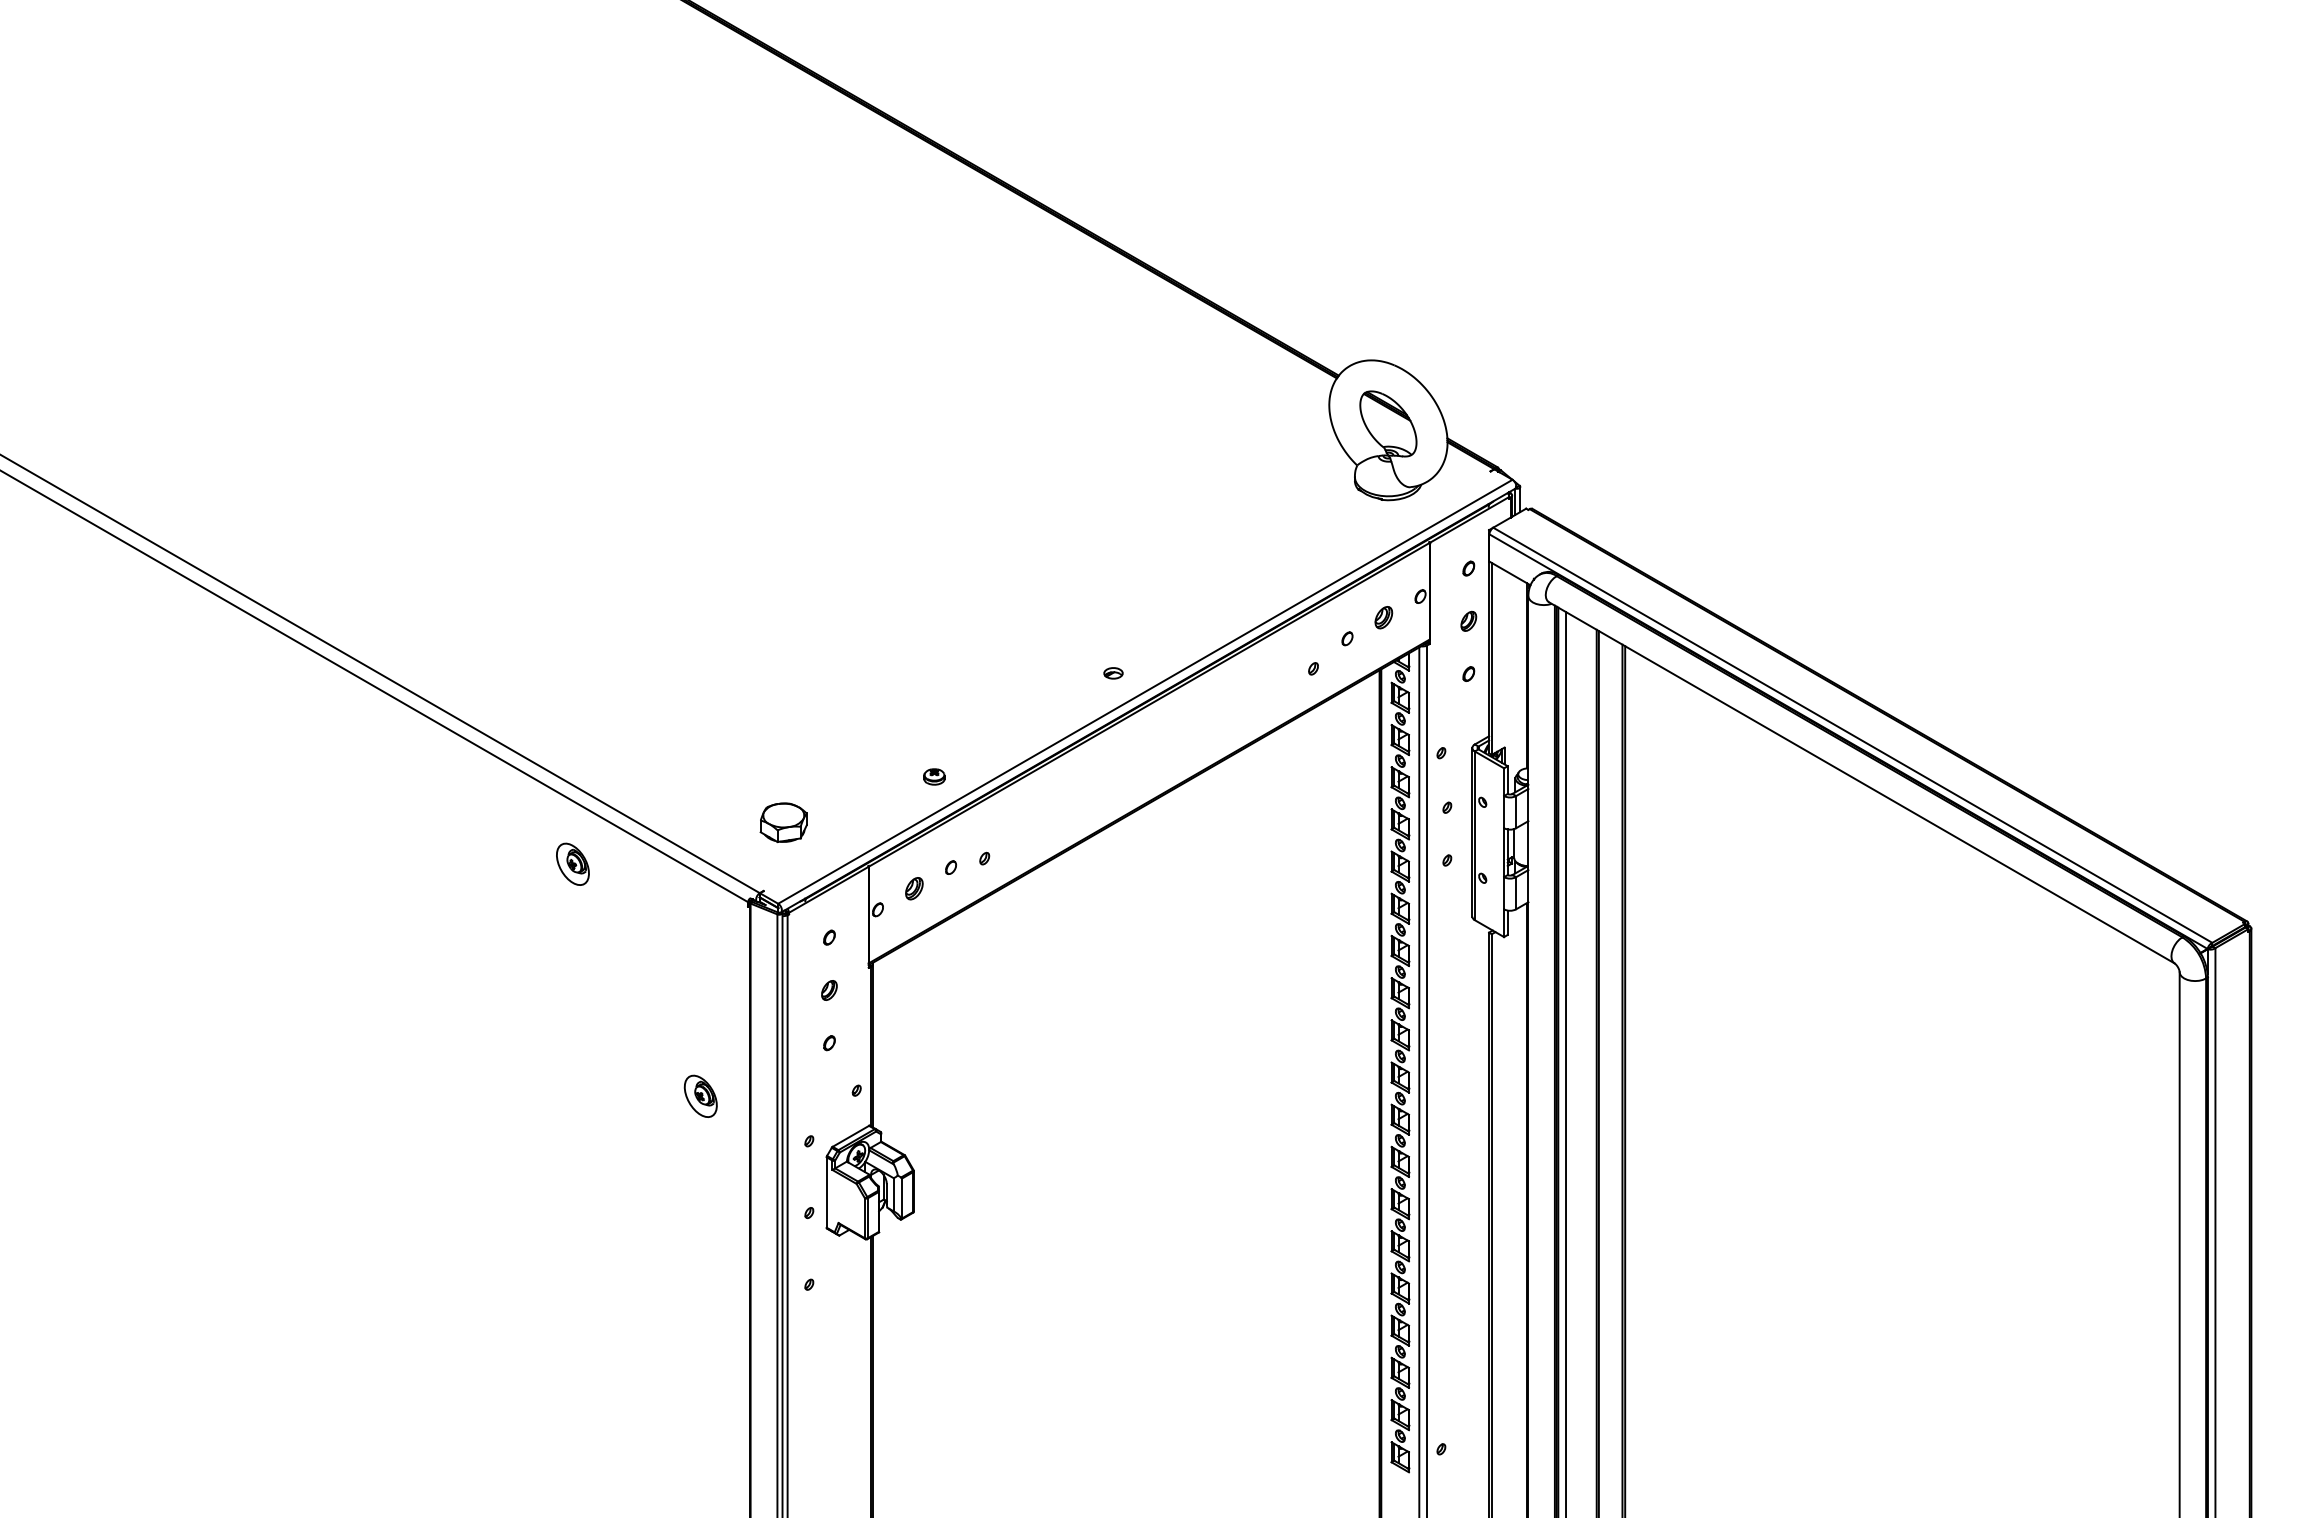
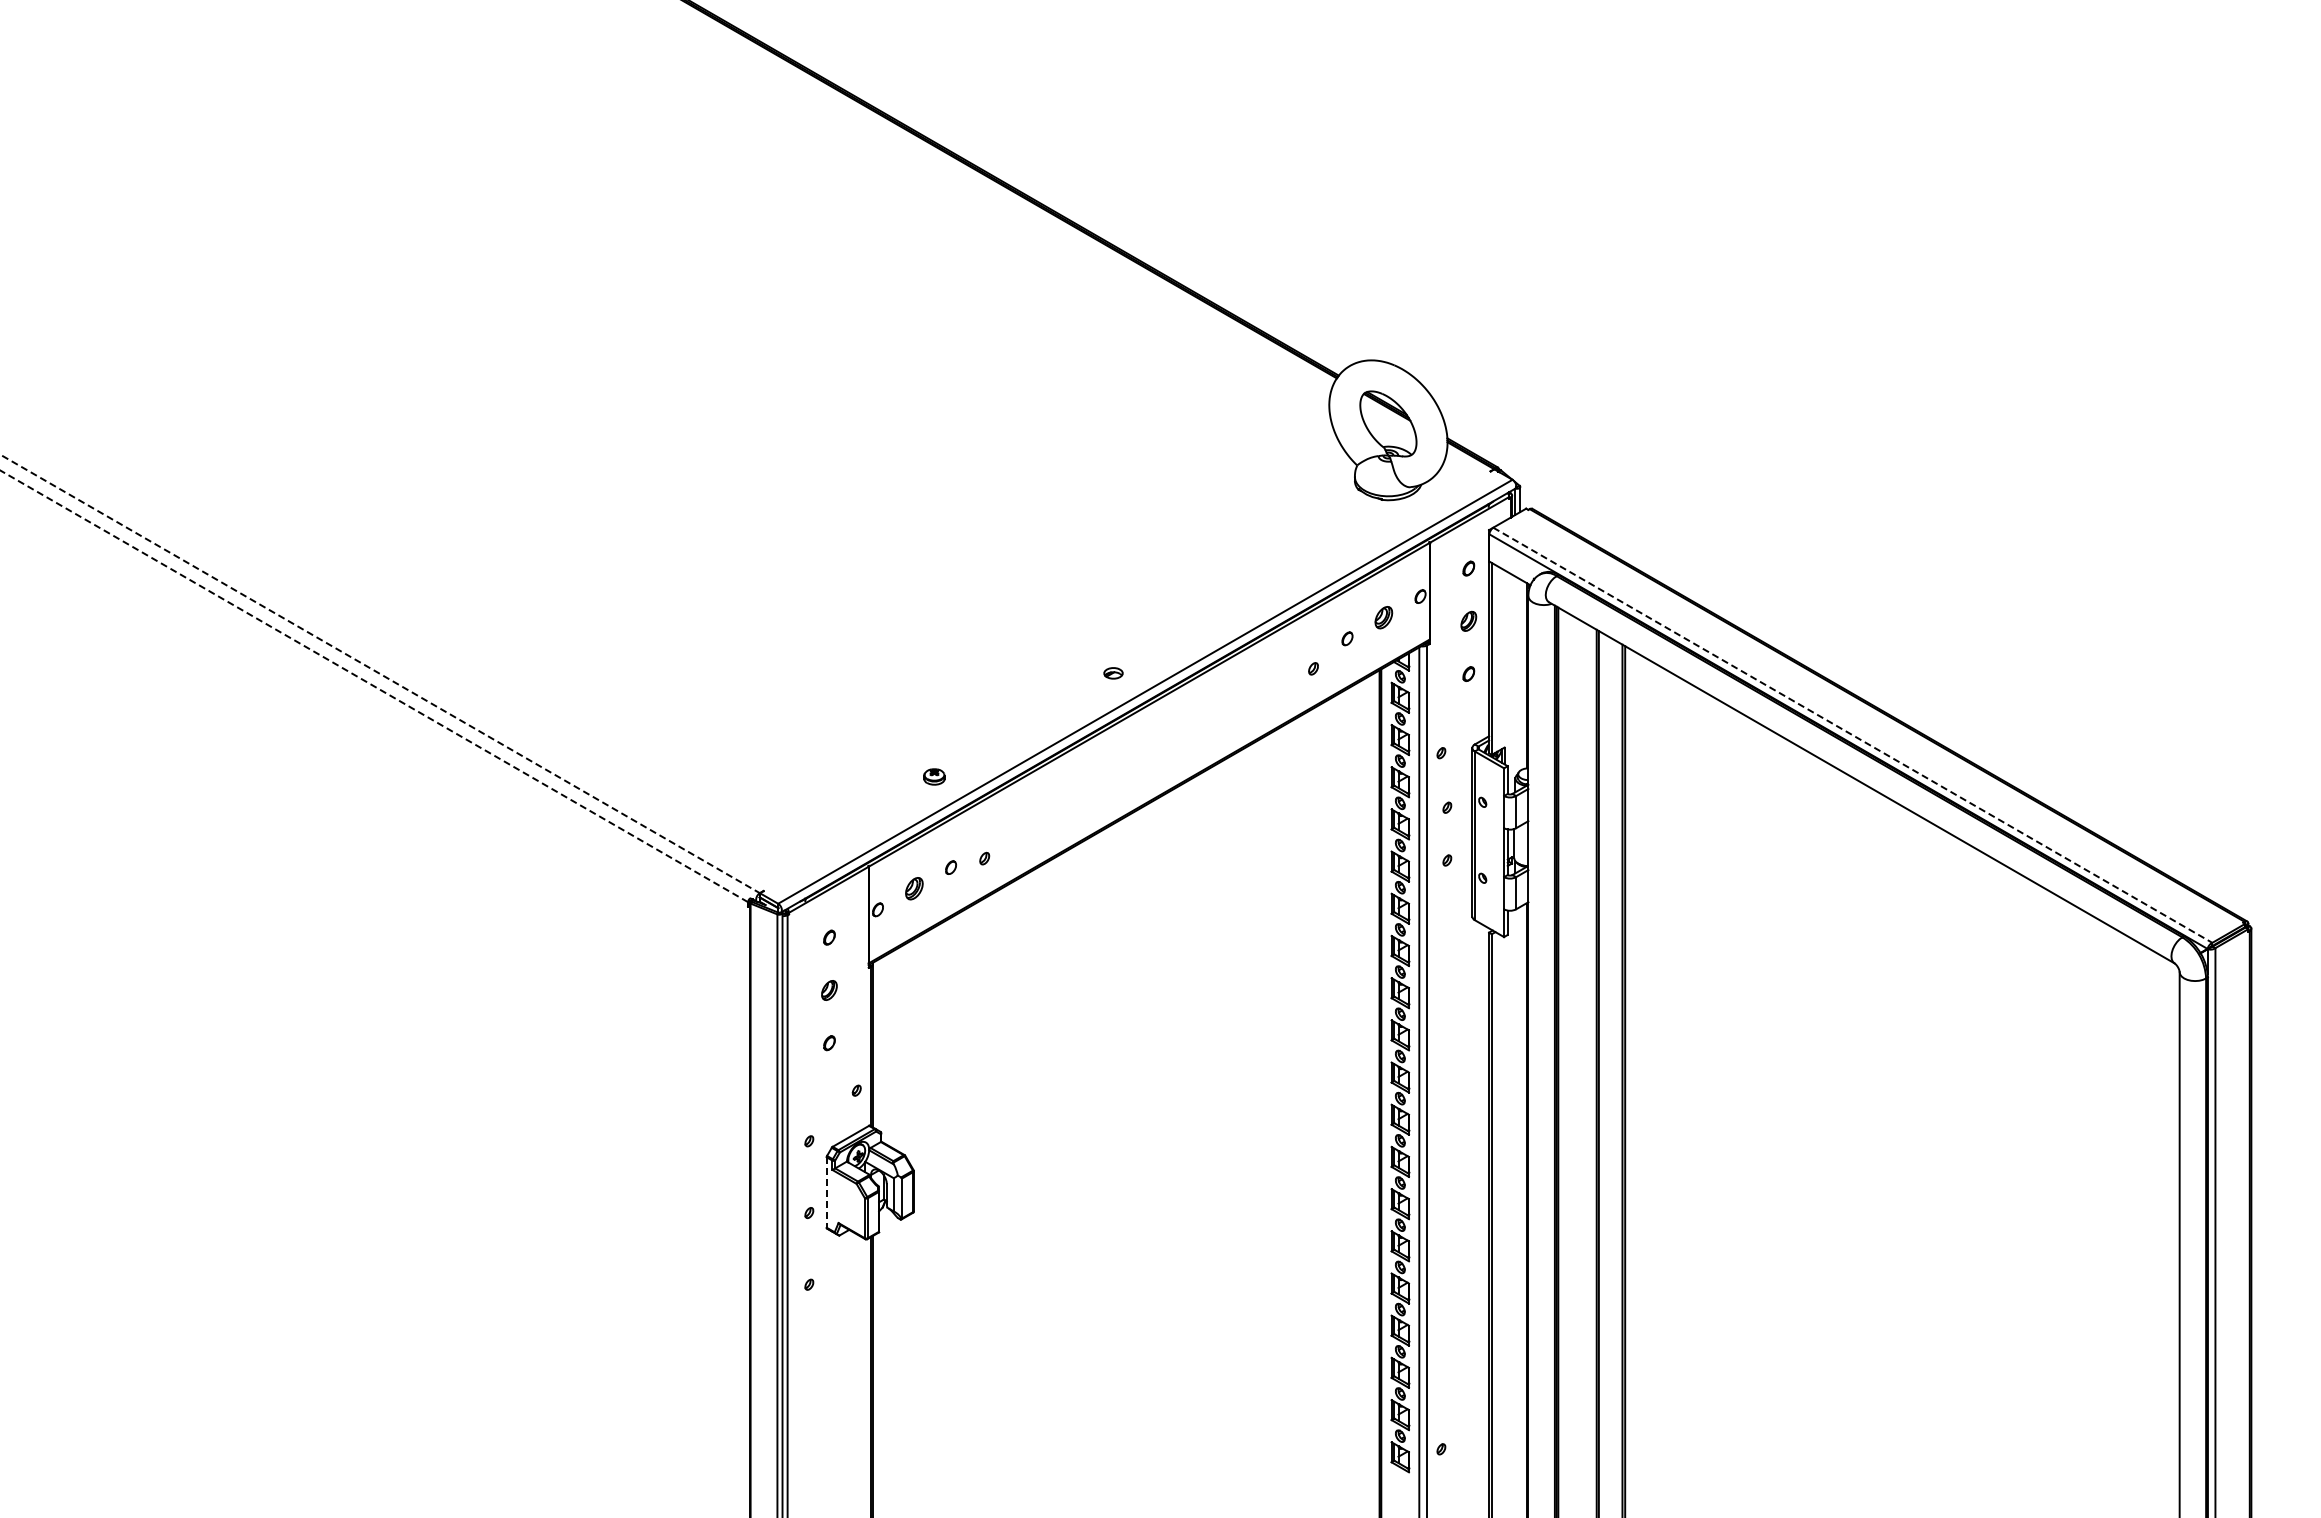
line: solid -> dashed (380, 674)
line: solid -> dashed (374, 686)
line: solid -> dashed (1853, 735)
part: present -> none (783, 822)
part: present -> none (572, 863)
line: present -> none (1566, 1063)
part: present -> none (700, 1095)
line: solid -> dashed (826, 1192)
